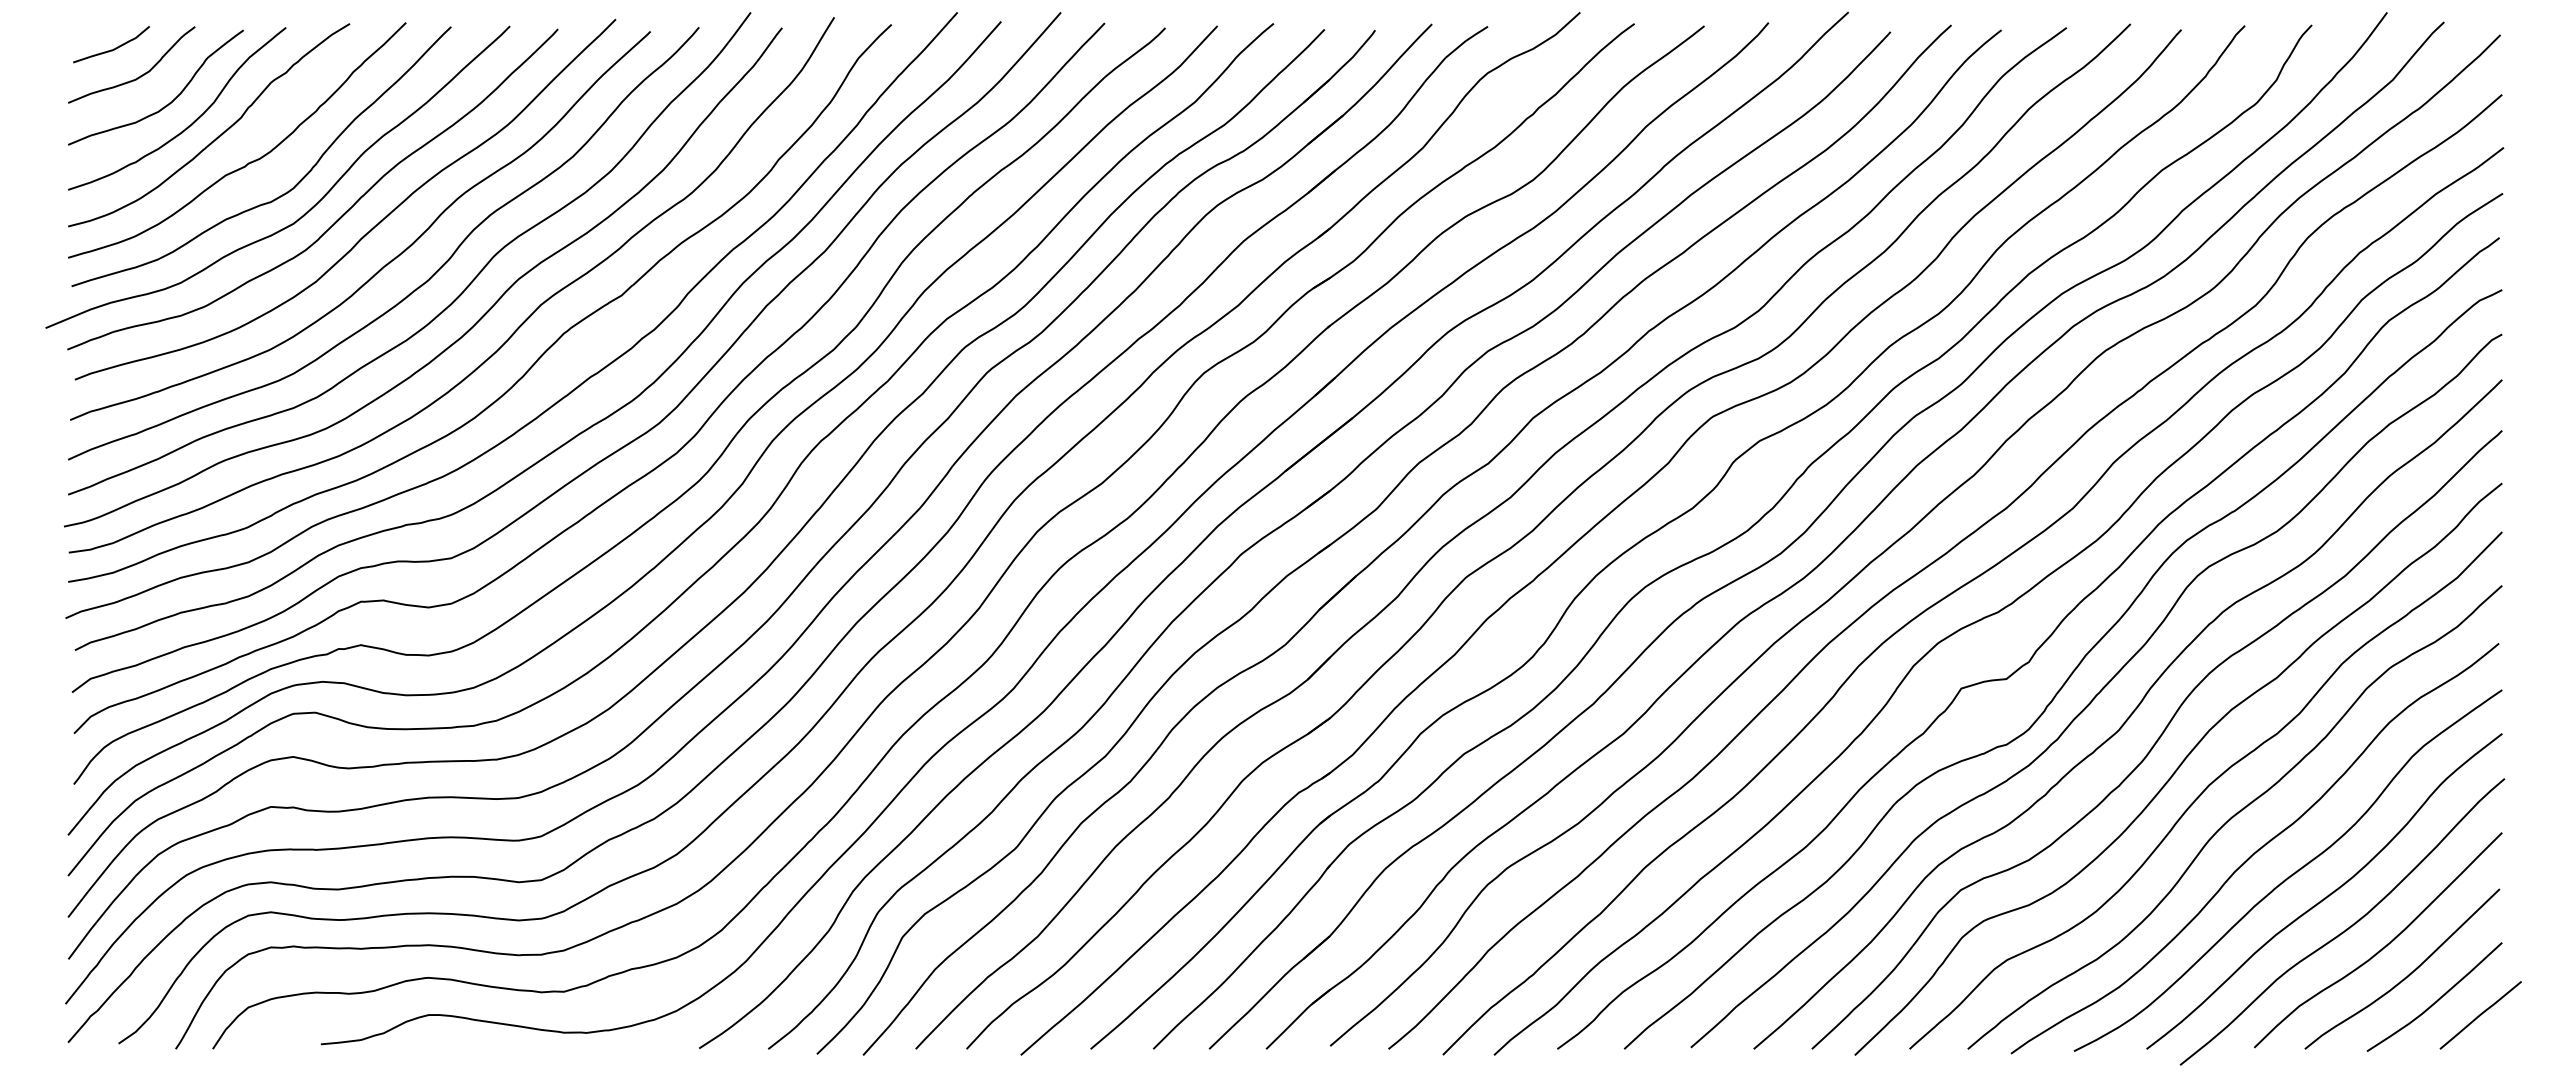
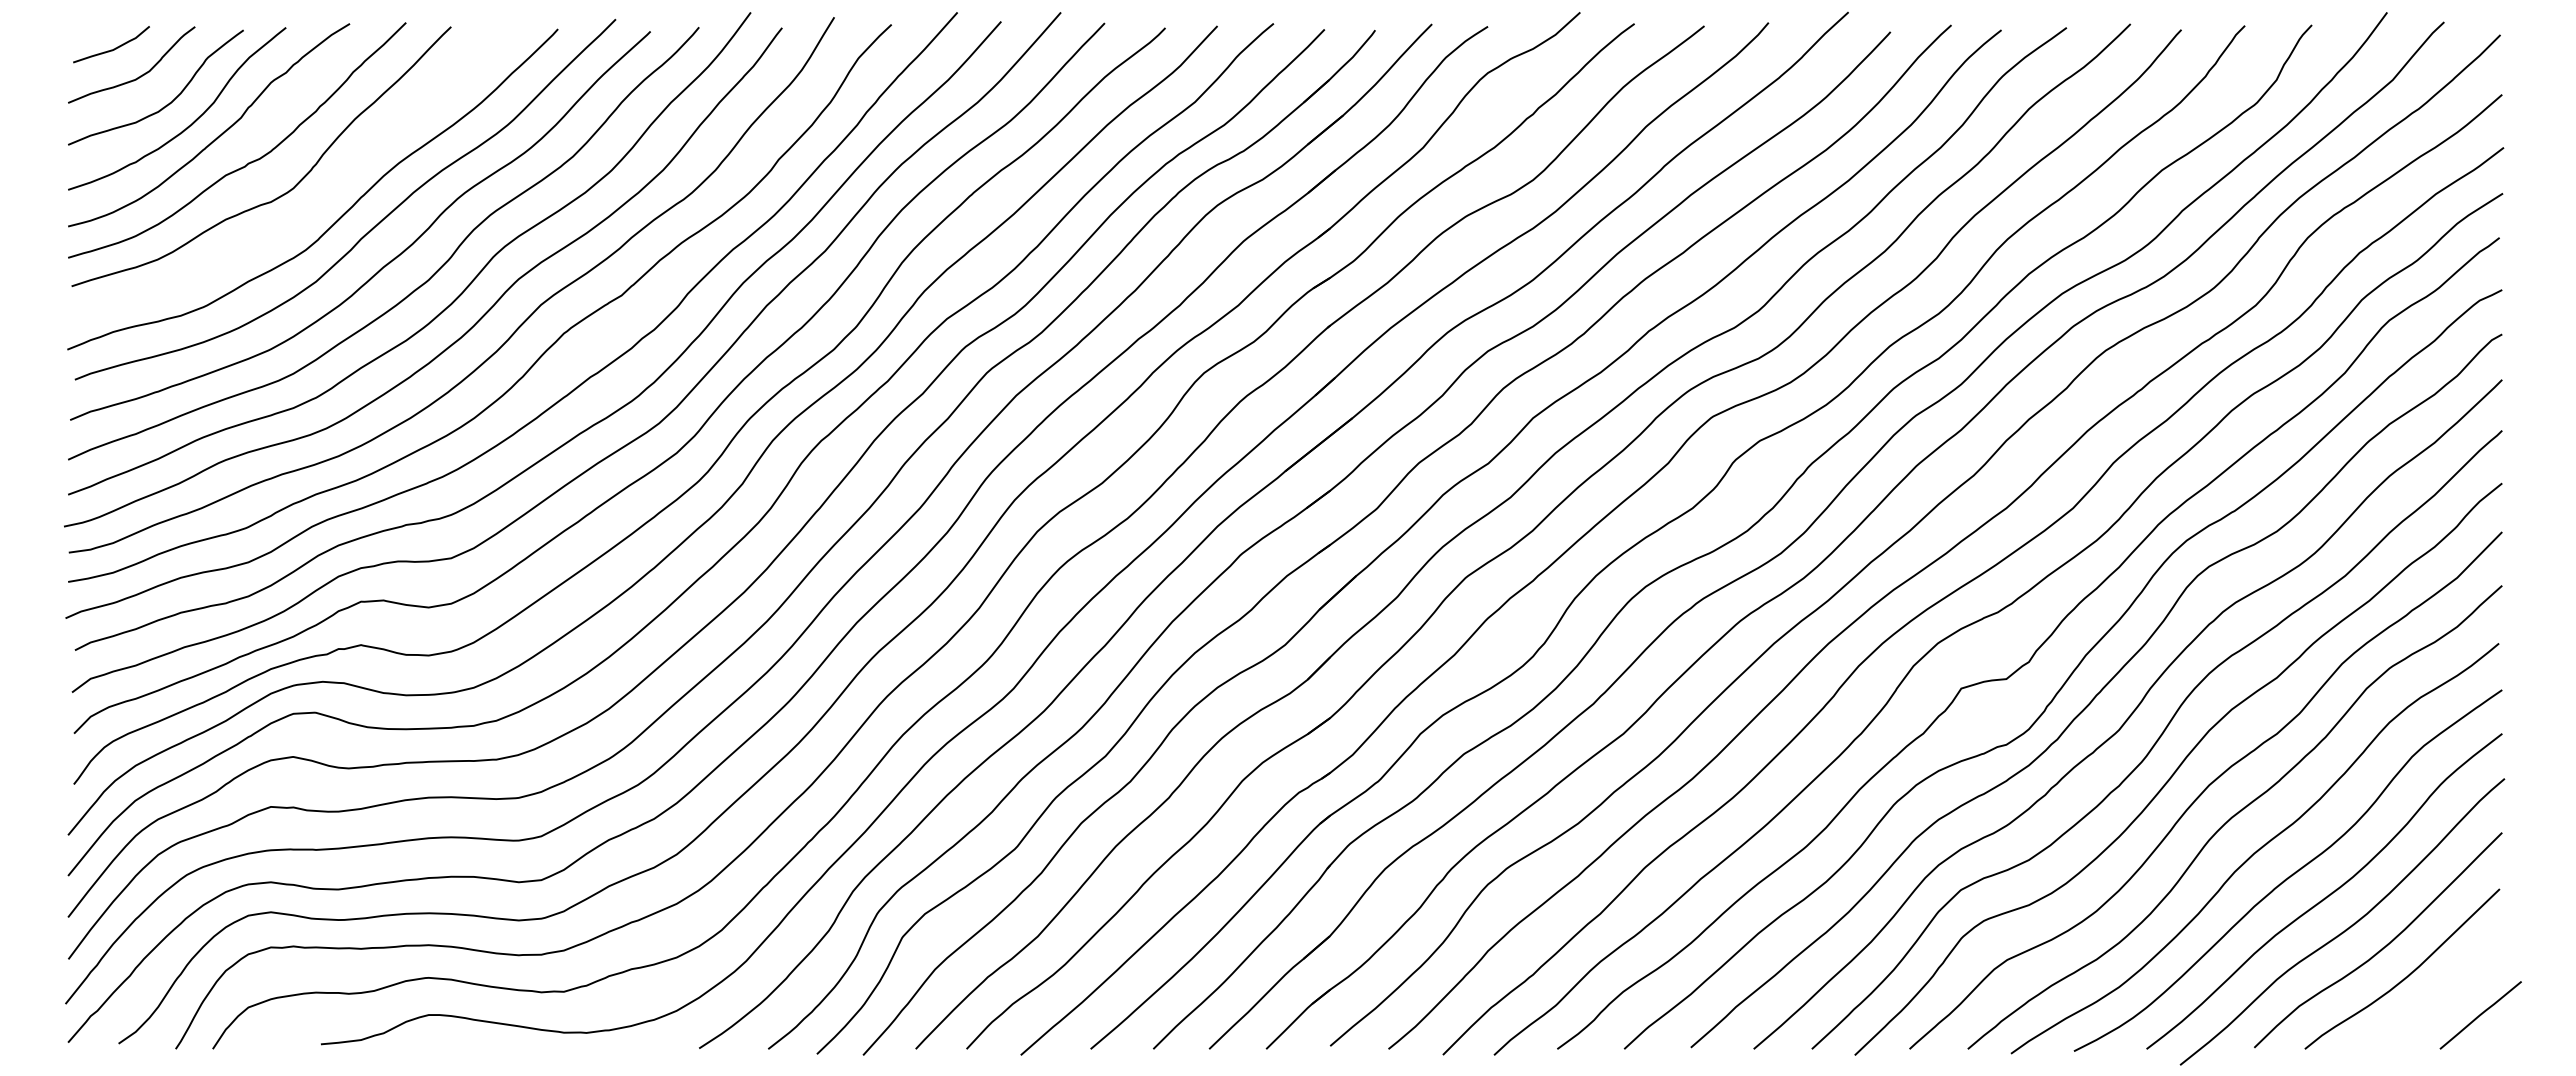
curve: present -> none (306, 211)
curve: present -> none (2437, 999)
